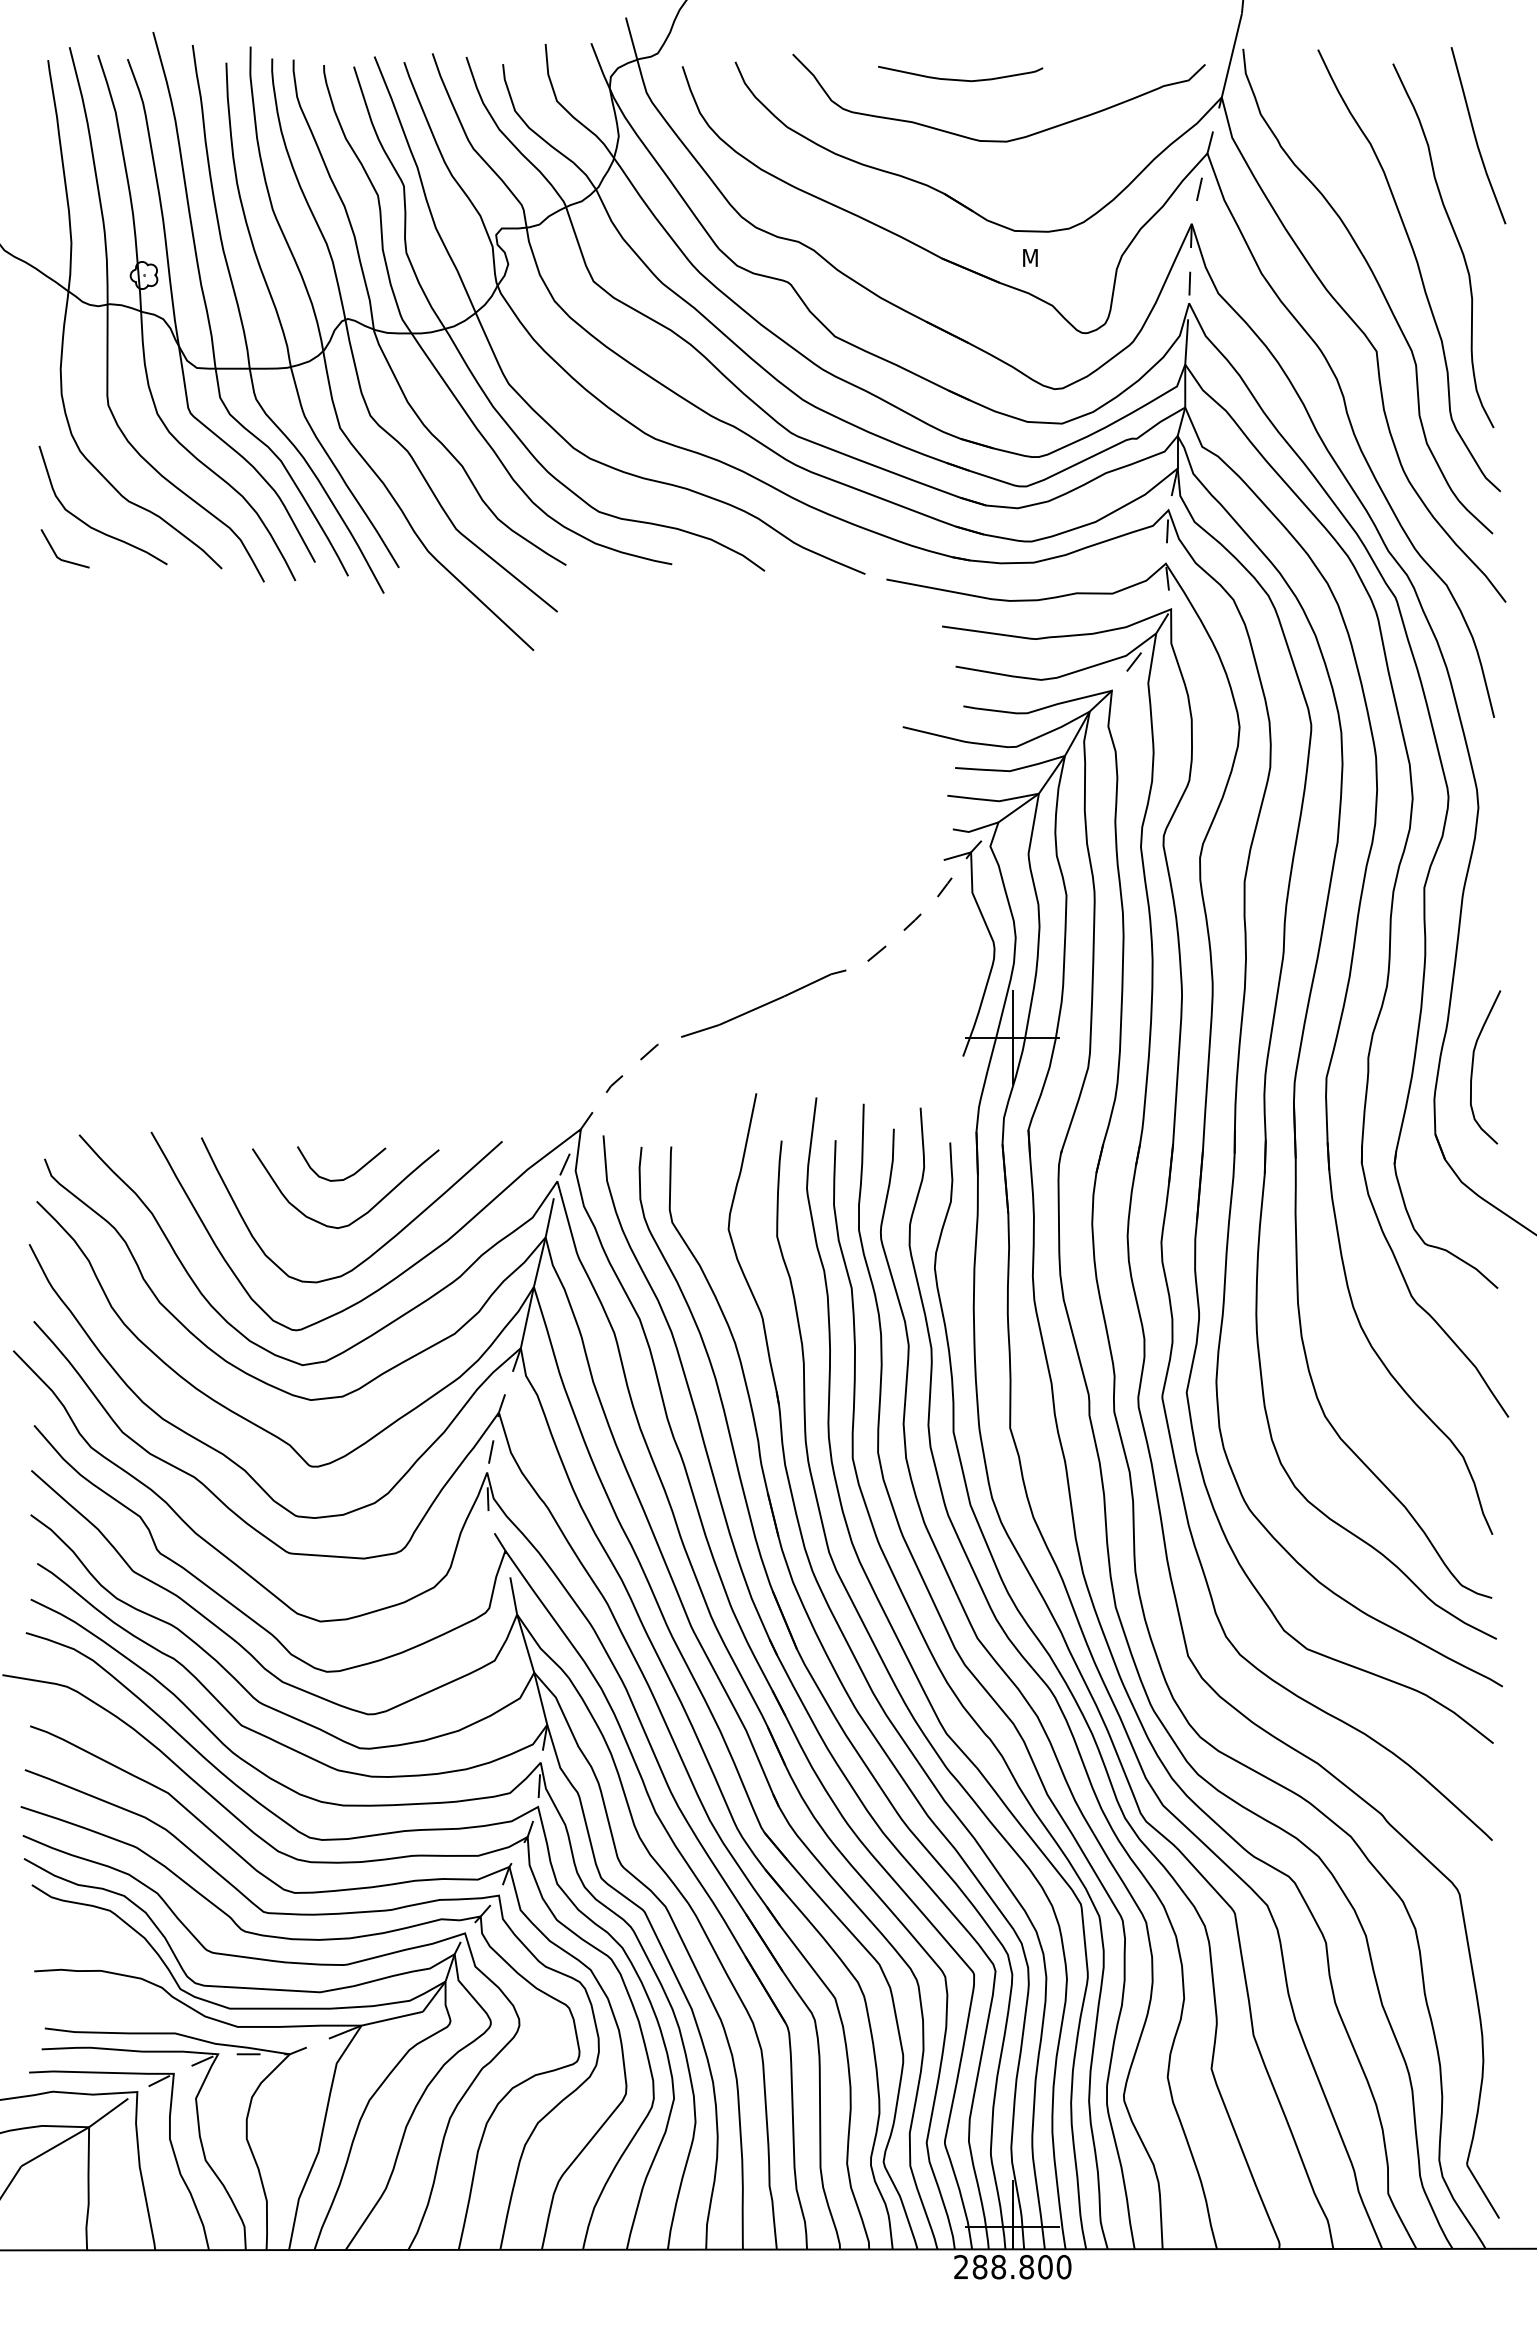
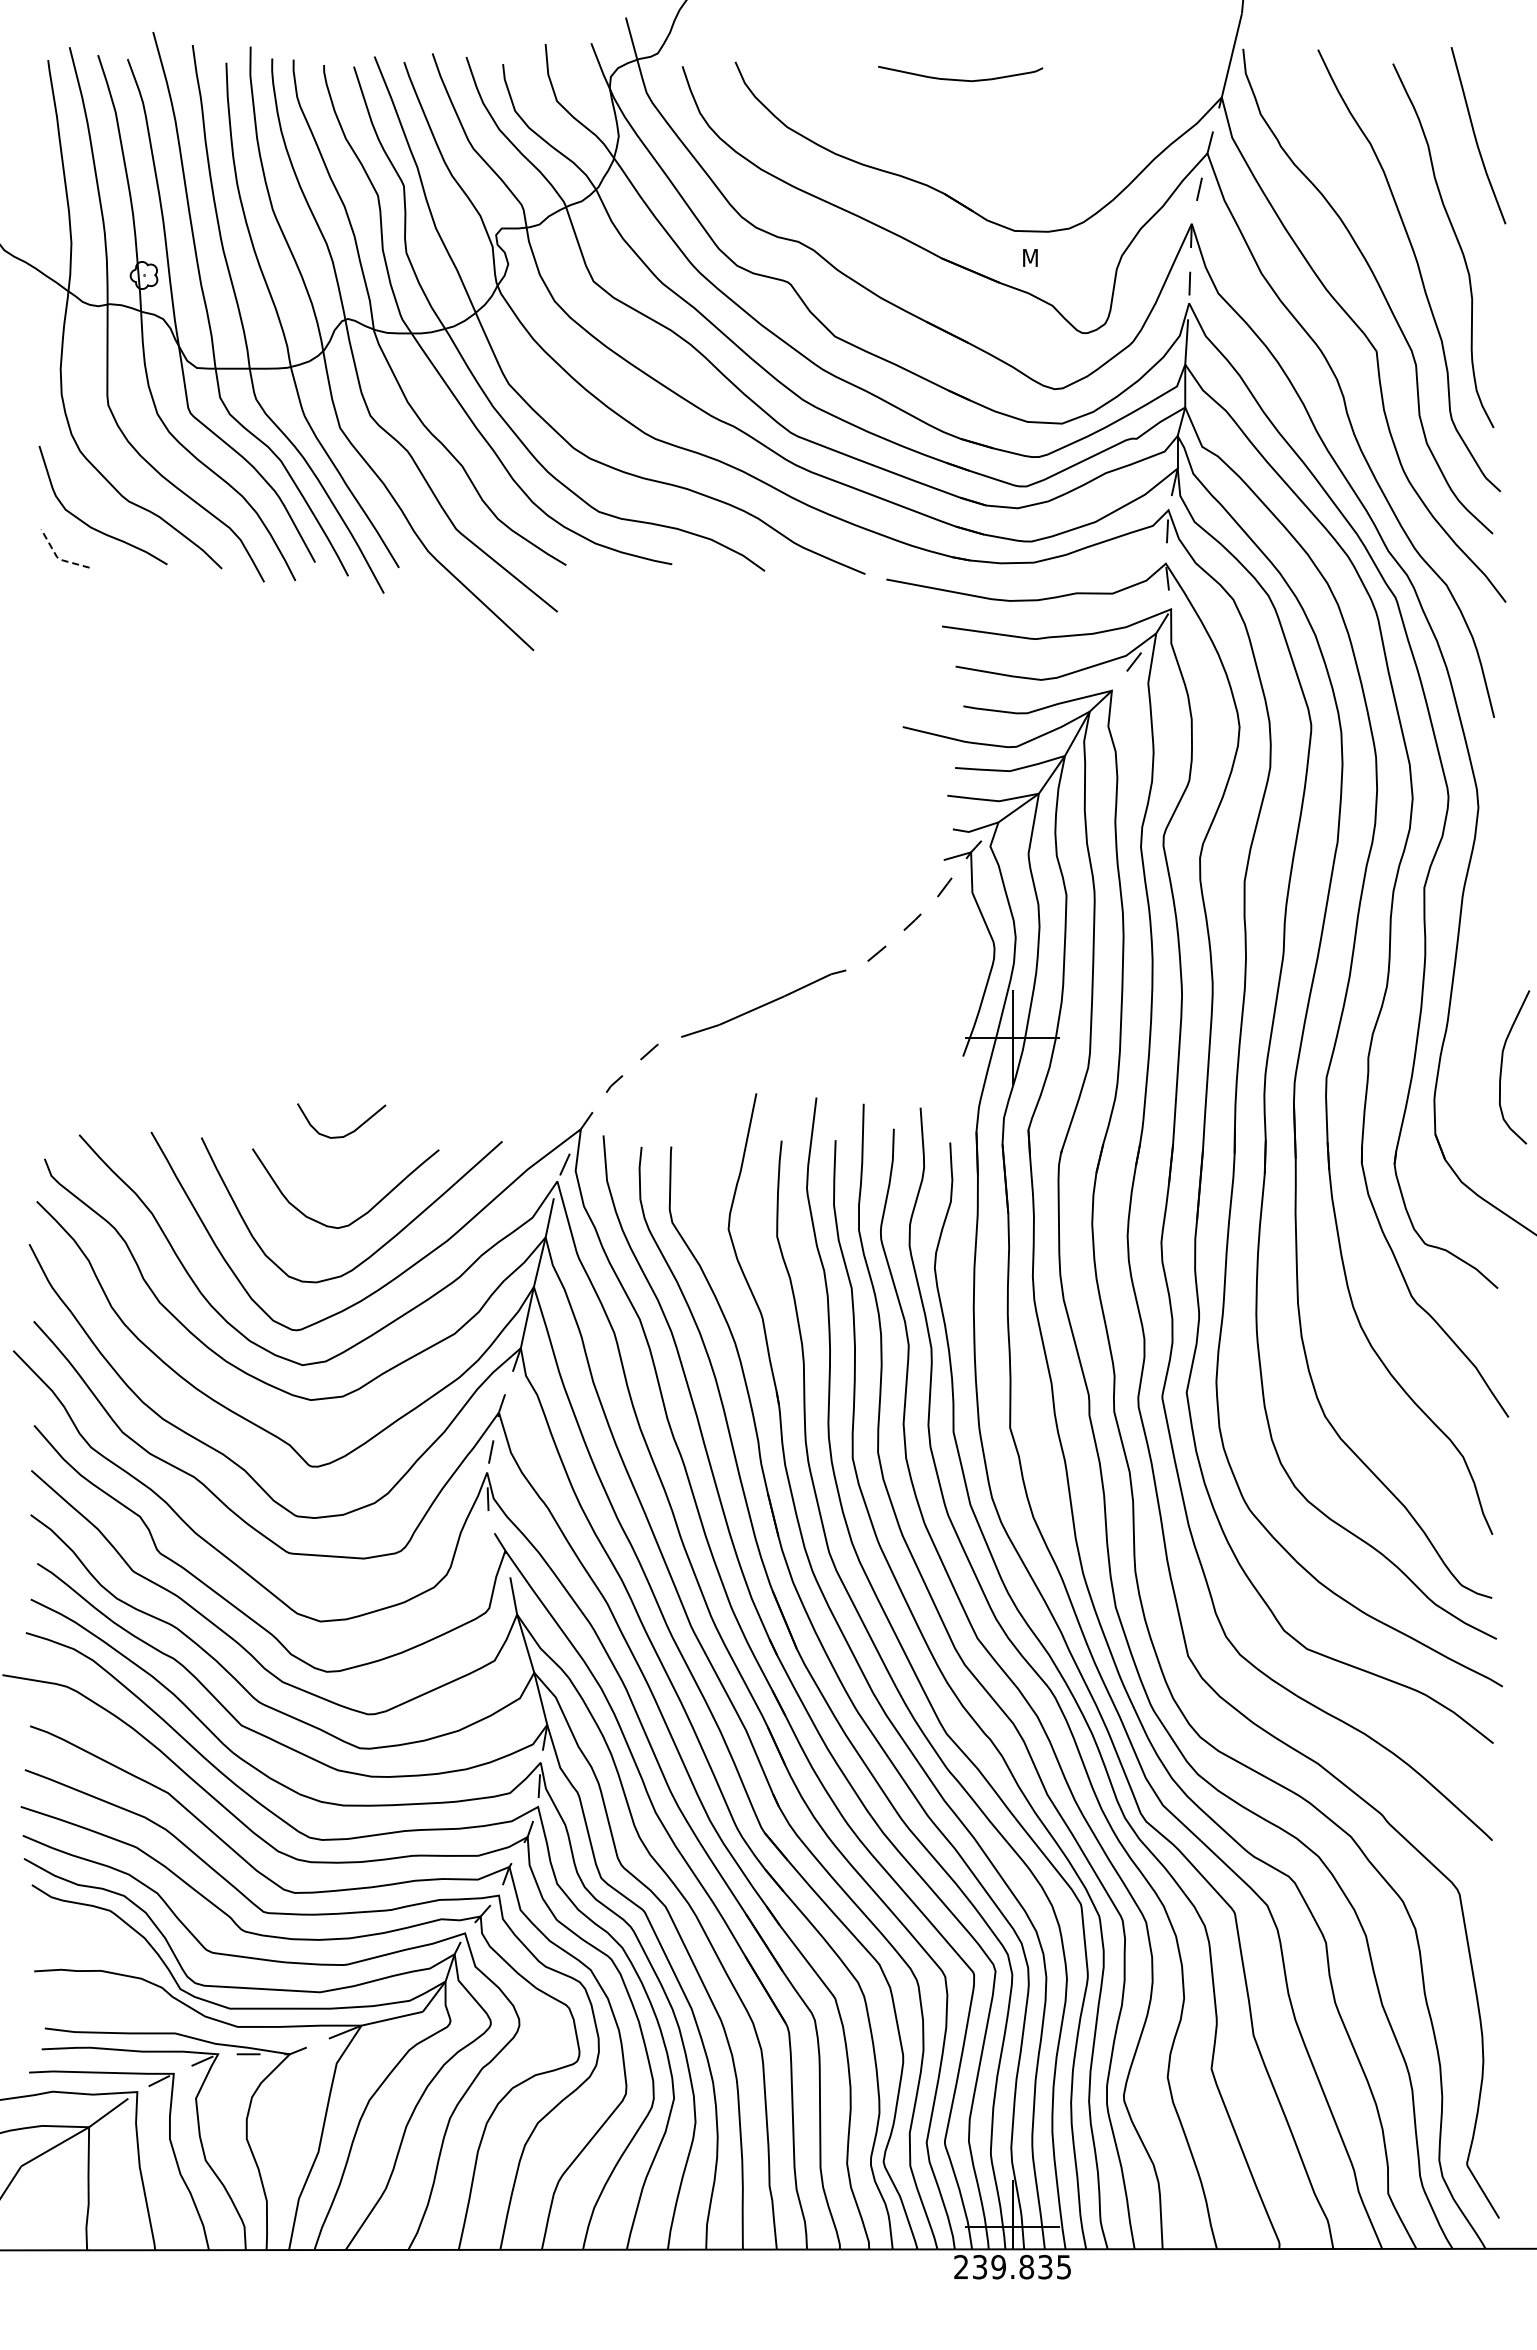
curve: present -> none (998, 140)
line: solid -> dashed (58, 558)
curve position: (1473, 1067) -> (1502, 1067) (1502, 1067)
curve position: (347, 1176) -> (347, 1133) (347, 1133)
text: 288.800 -> 239.835 (1021, 2266)
